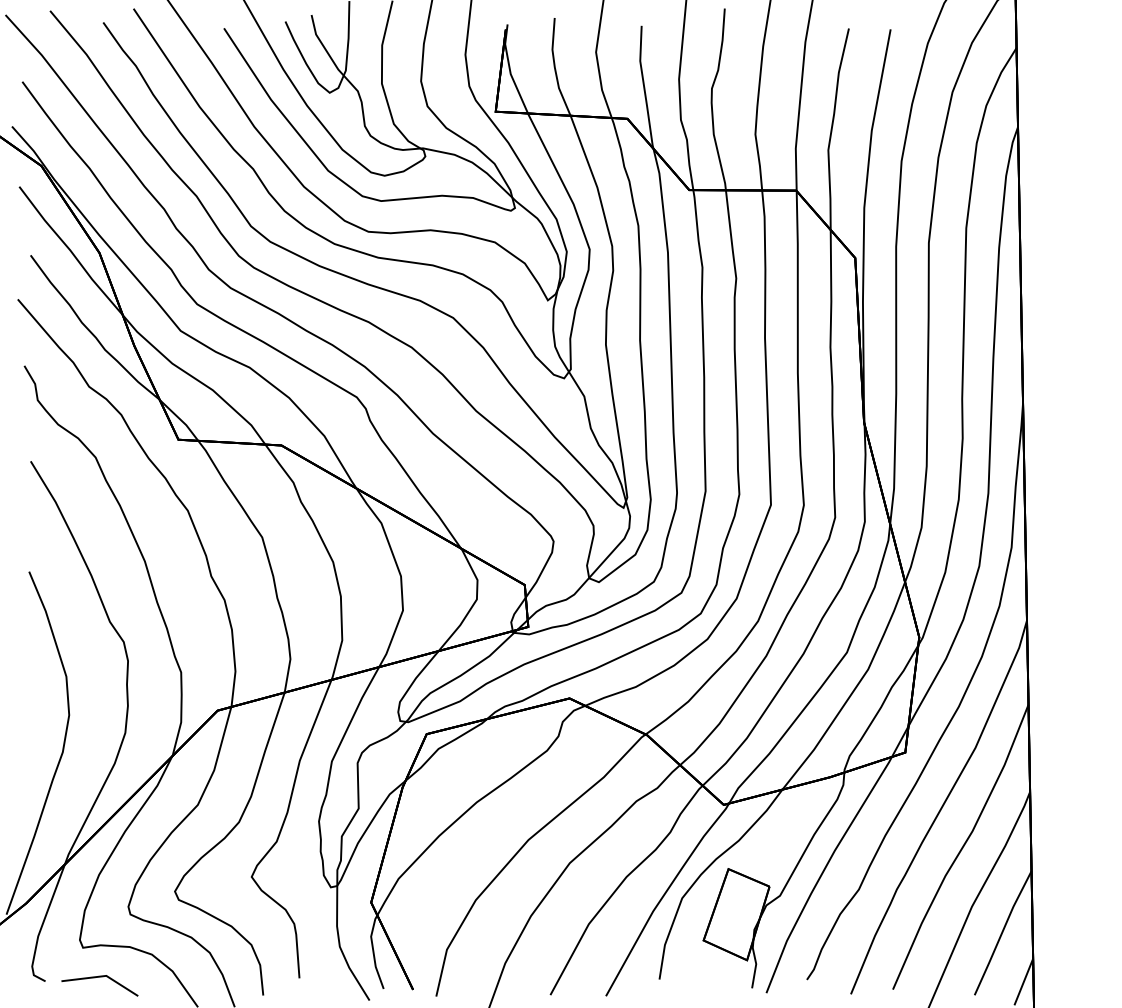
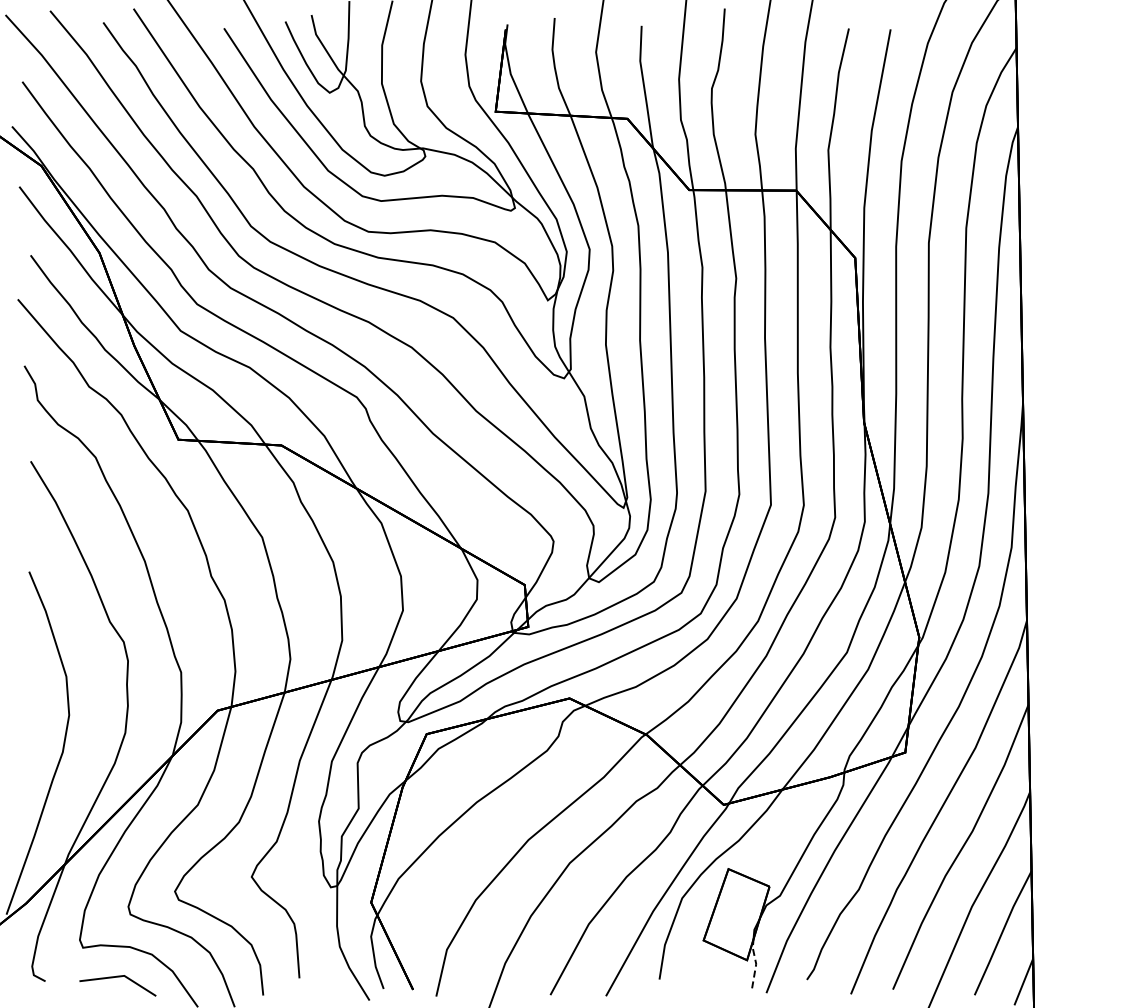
line: solid -> dashed (756, 963)
line position: (99, 977) -> (117, 977) (117, 977)
